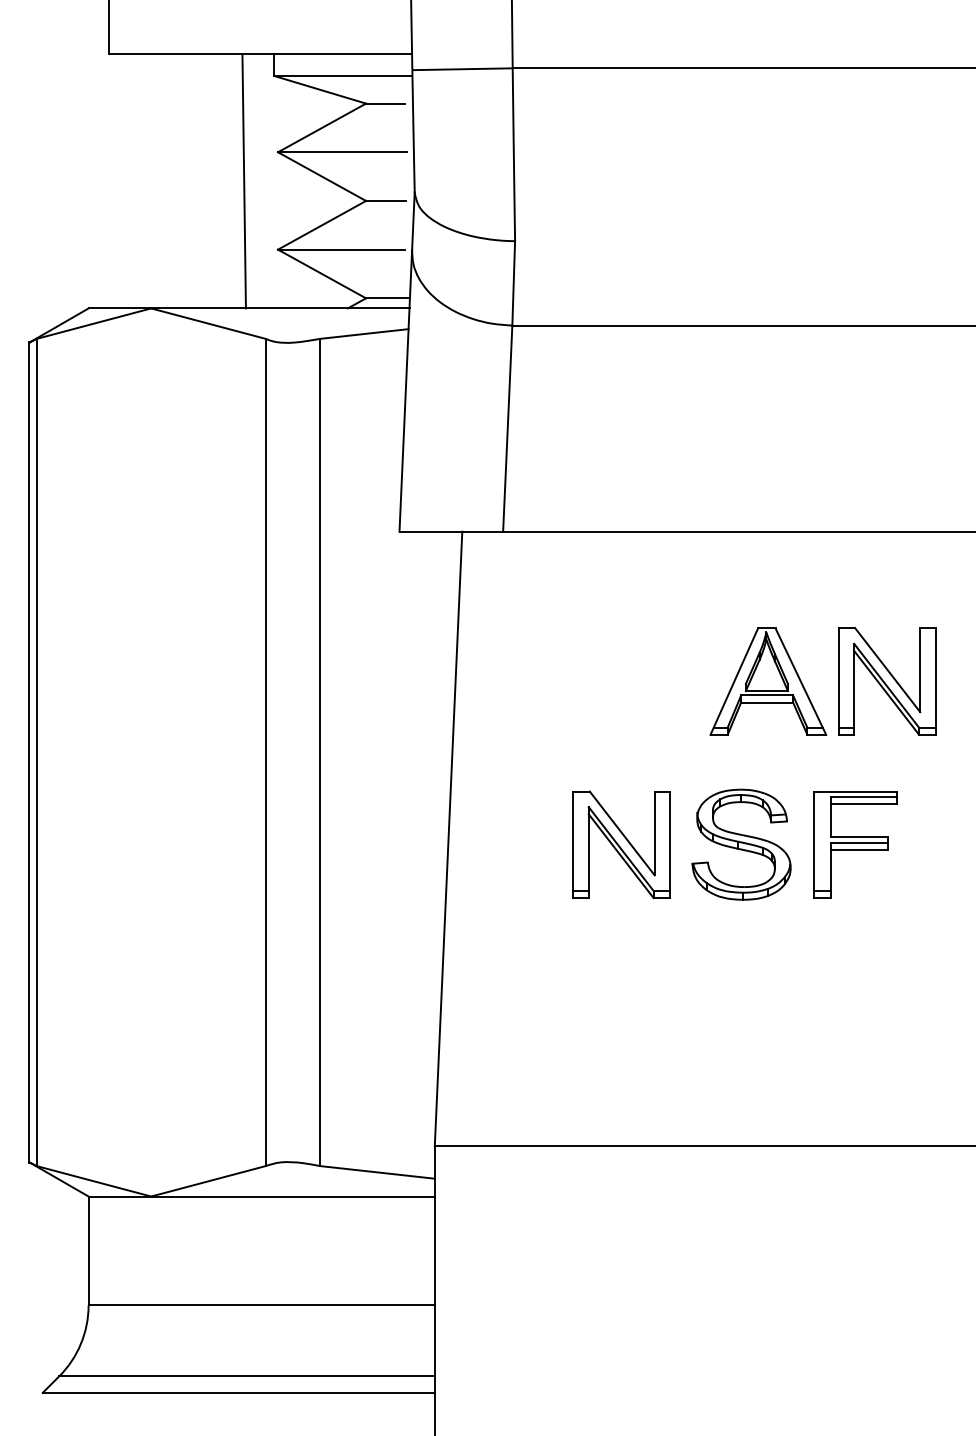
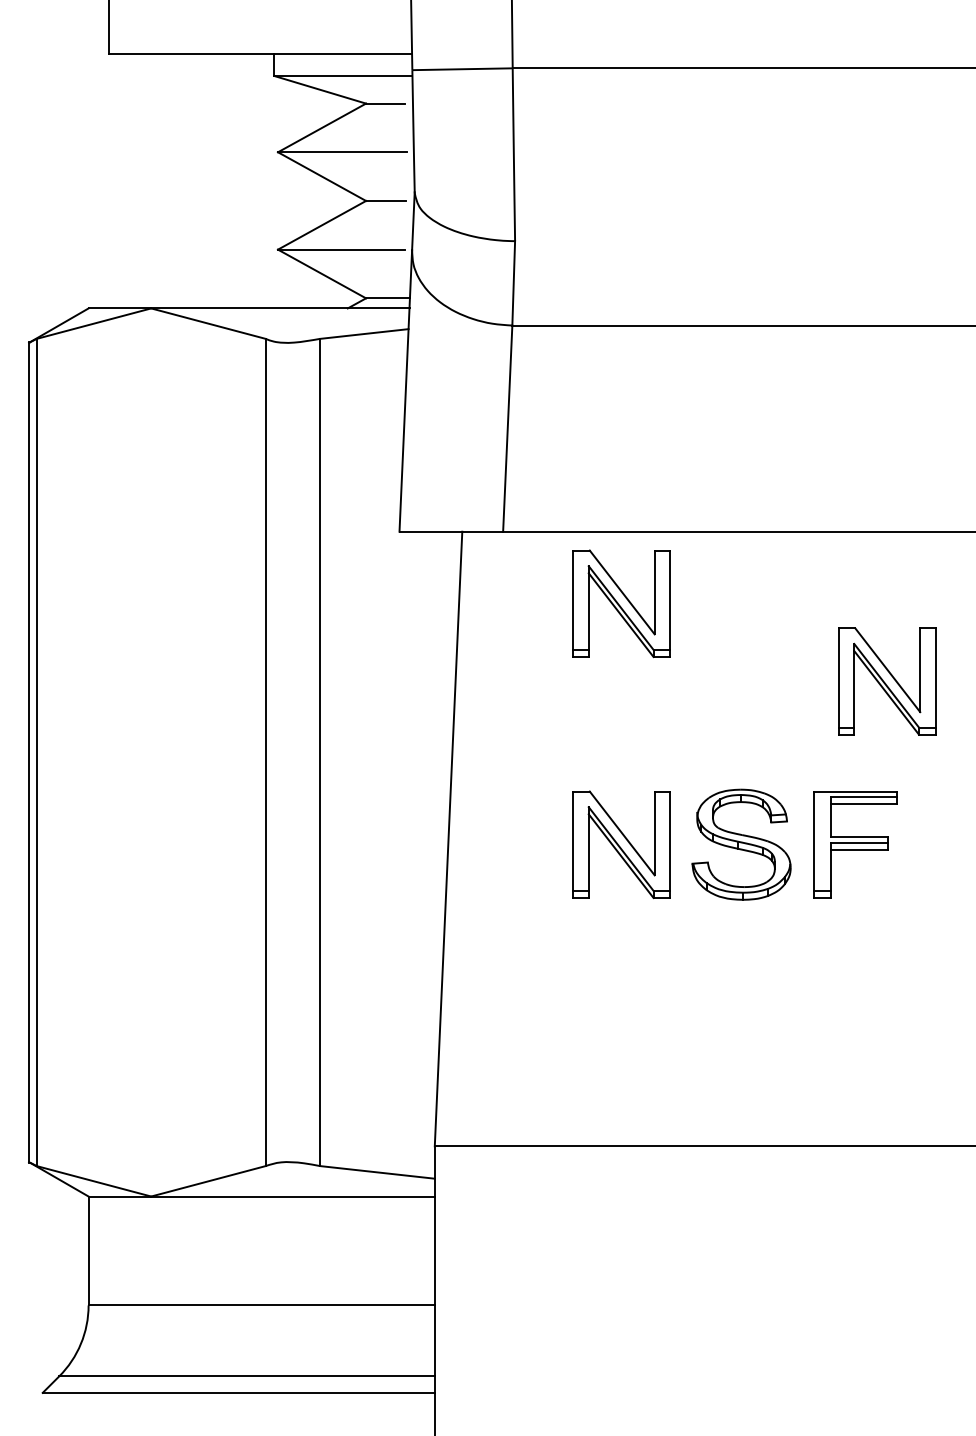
line: present -> none (243, 181)
part: none -> present (621, 603)
part: present -> none (768, 681)
